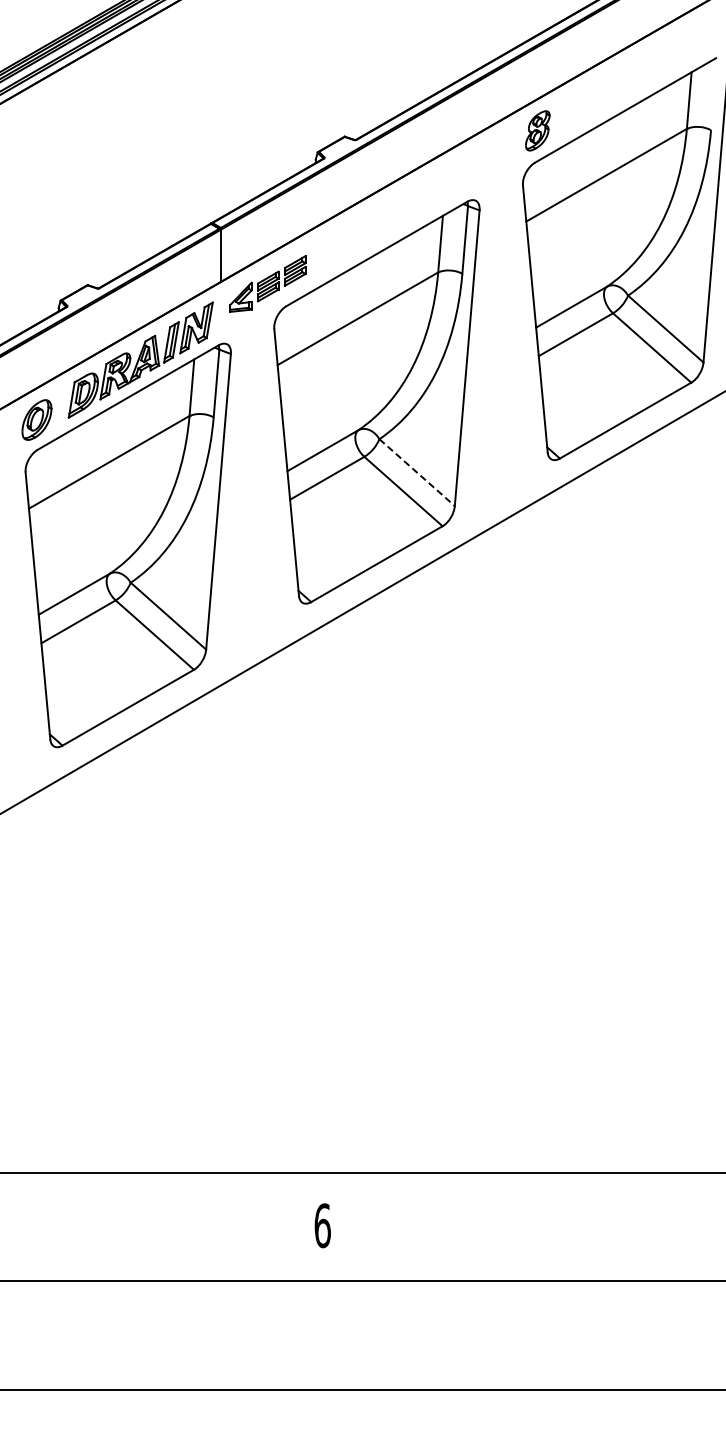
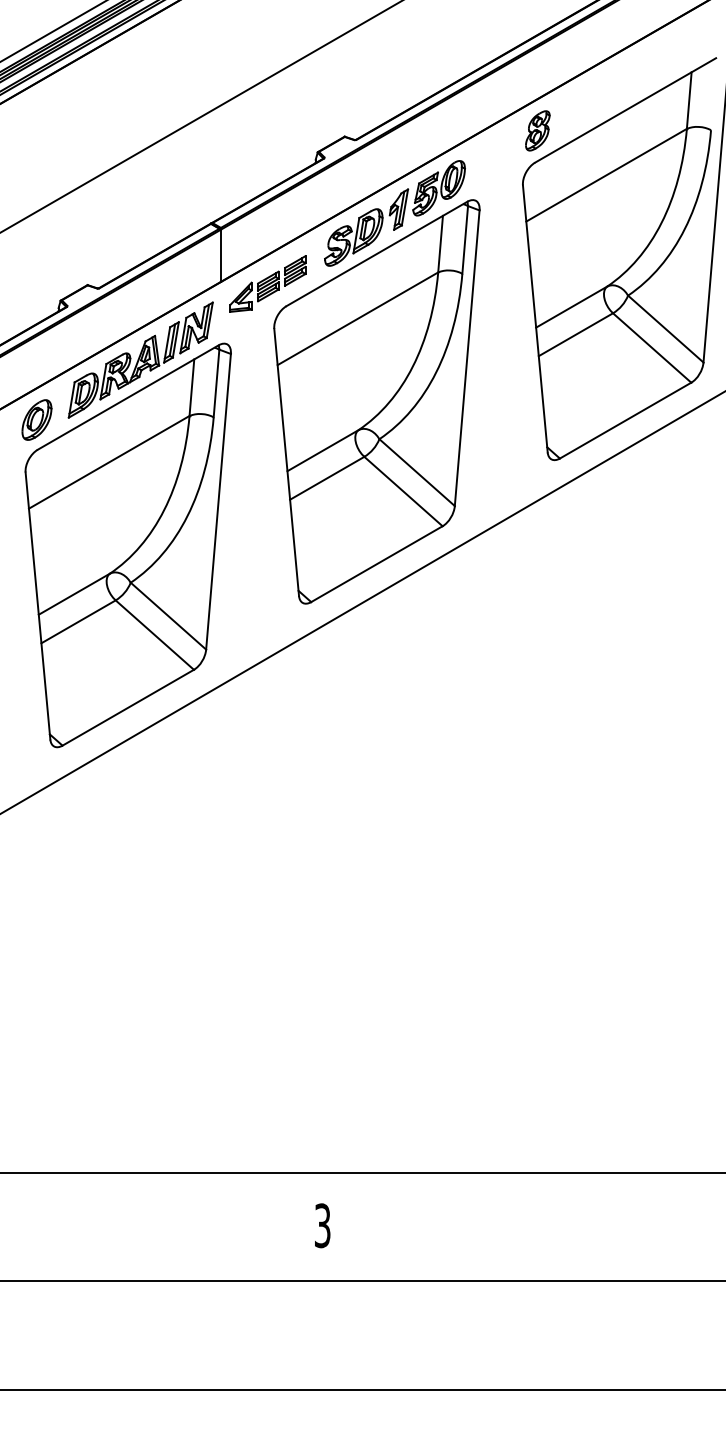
line: none -> present (52, 31)
line: none -> present (200, 116)
part: none -> present (394, 213)
line: dashed -> solid (417, 472)
text: 6 -> 3 (322, 1225)
